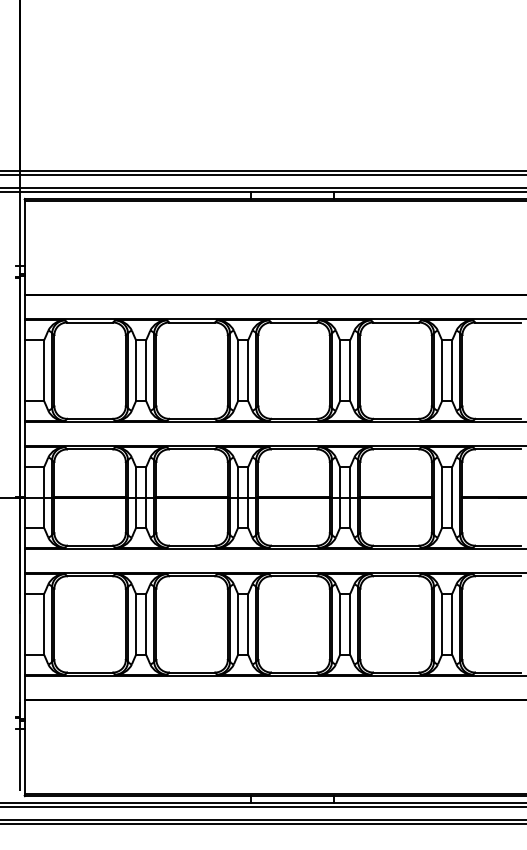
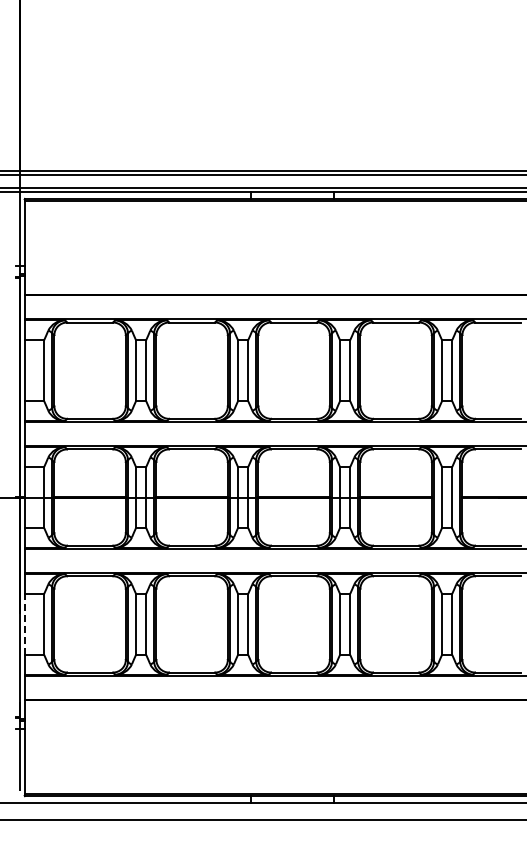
line: solid -> dashed (24, 624)
line: present -> none (262, 807)
line: present -> none (262, 824)
